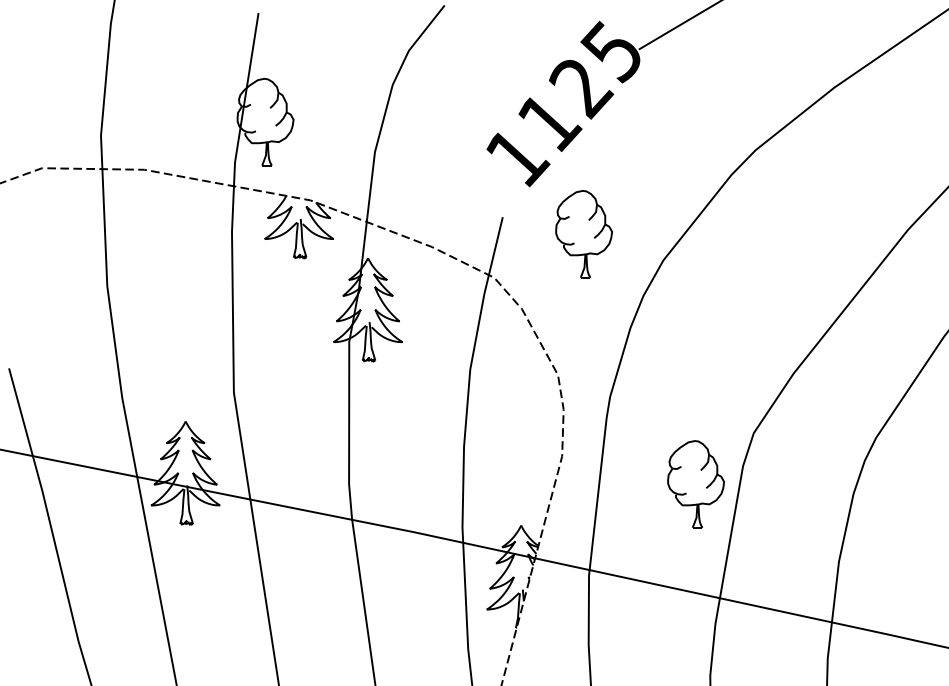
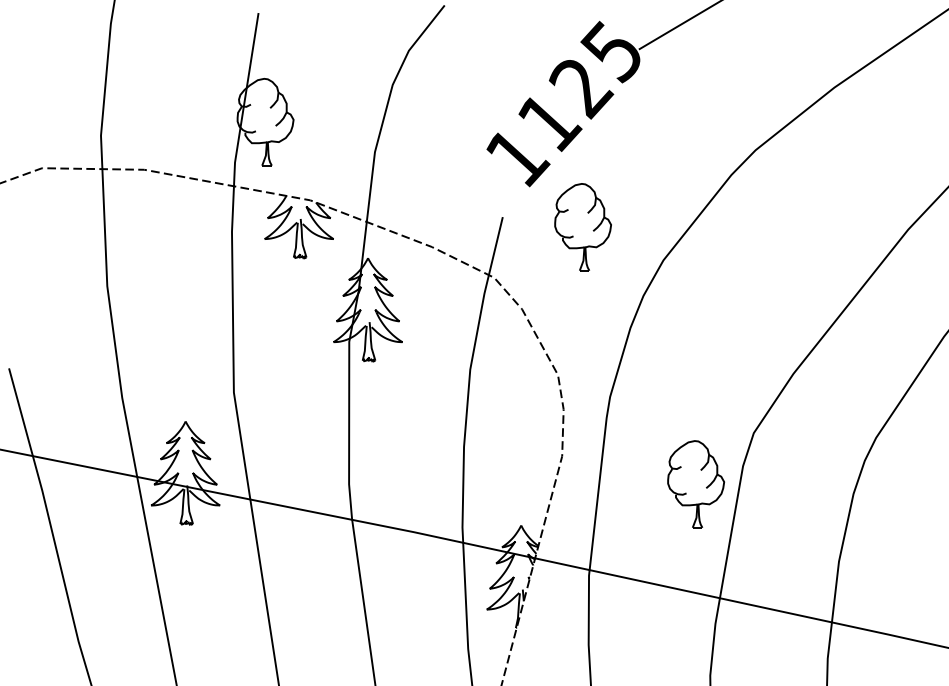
part position: (583, 234) -> (582, 227) (582, 227)
